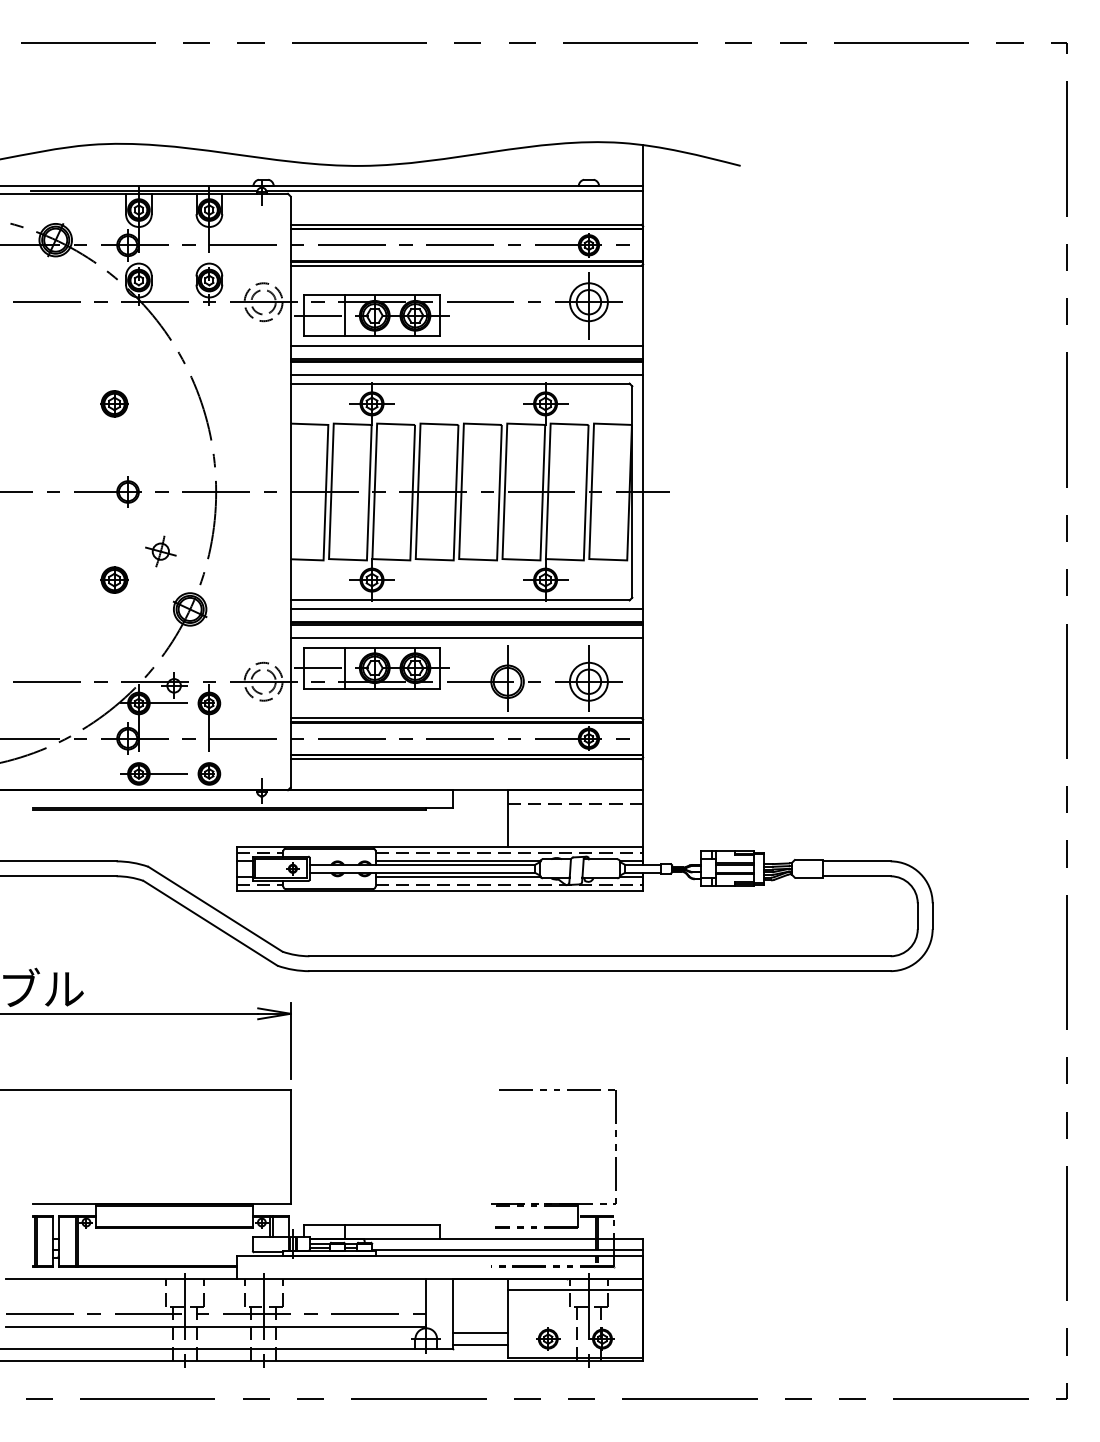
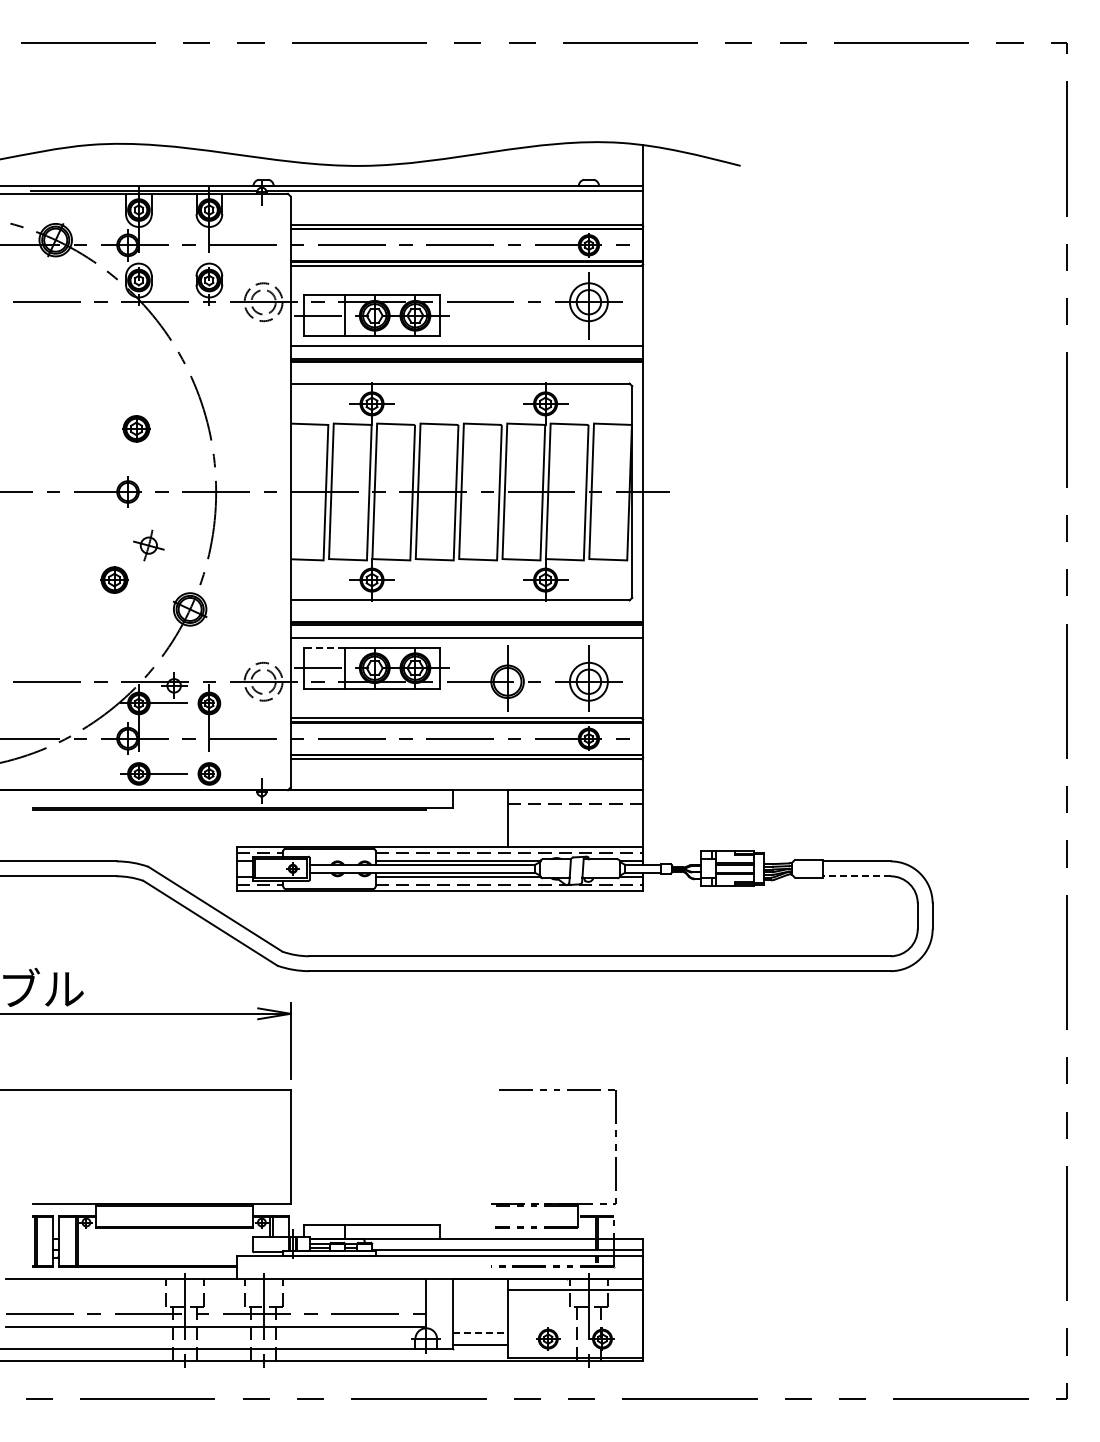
line: present -> none (466, 375)
part position: (114, 403) -> (136, 428) (136, 428)
part position: (160, 551) -> (148, 545) (148, 545)
line: present -> none (466, 608)
line: solid -> dashed (324, 647)
line: solid -> dashed (856, 876)
line: solid -> dashed (480, 1333)
